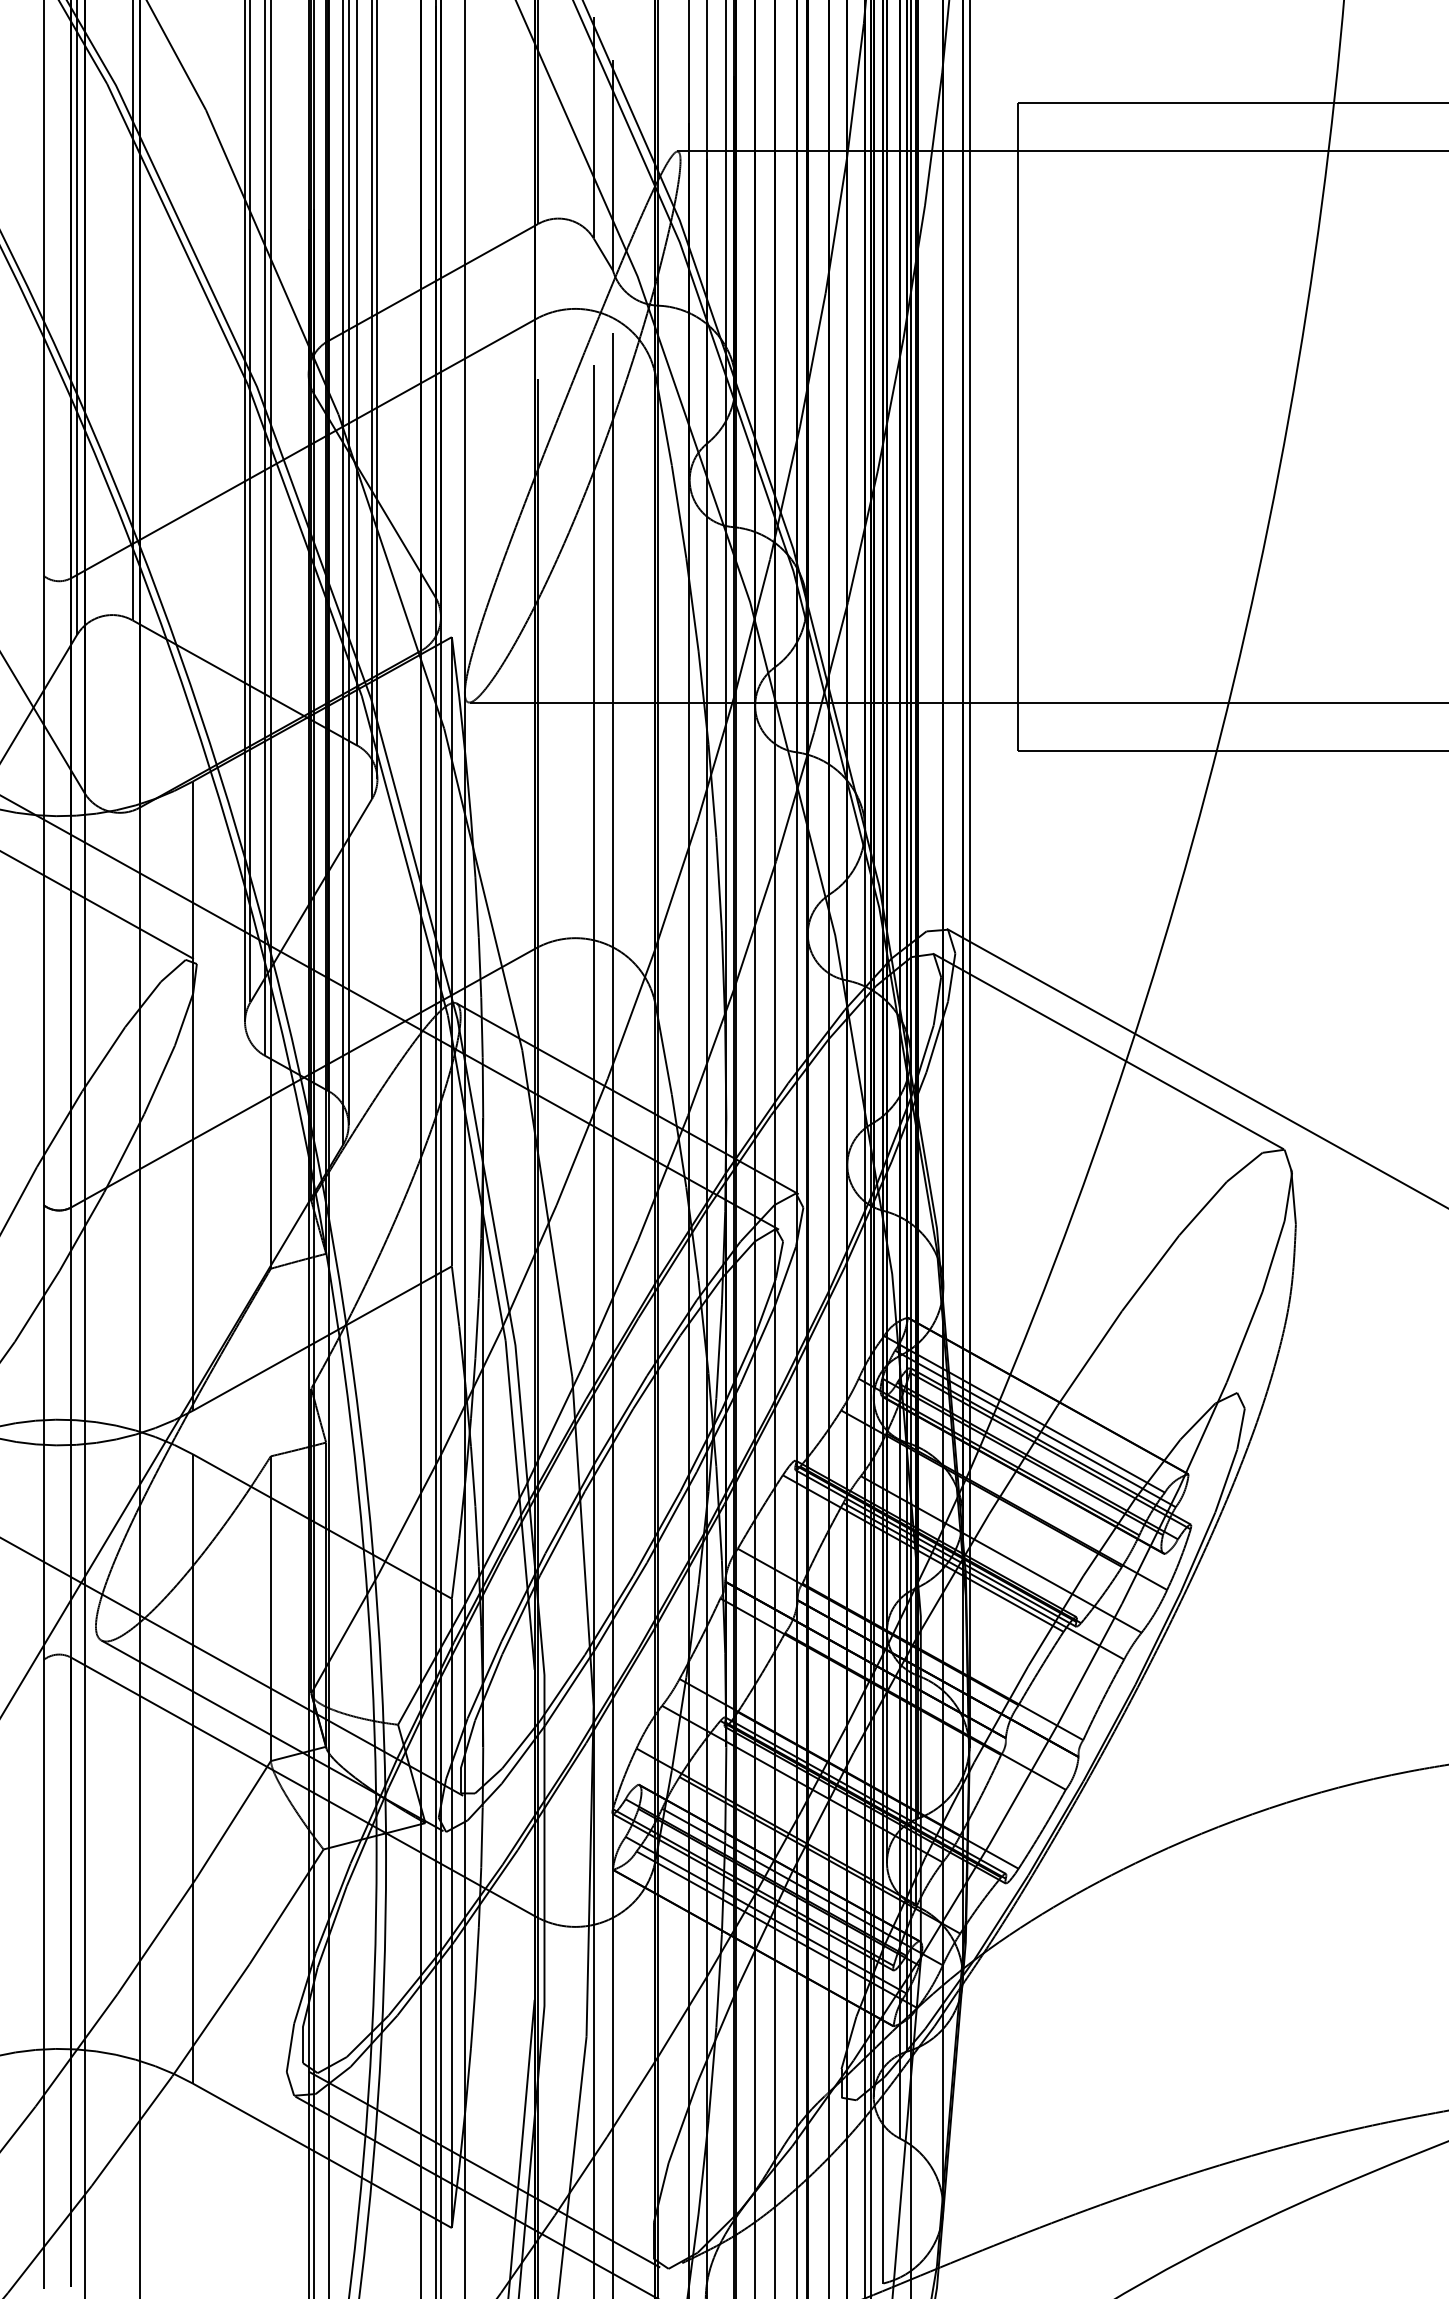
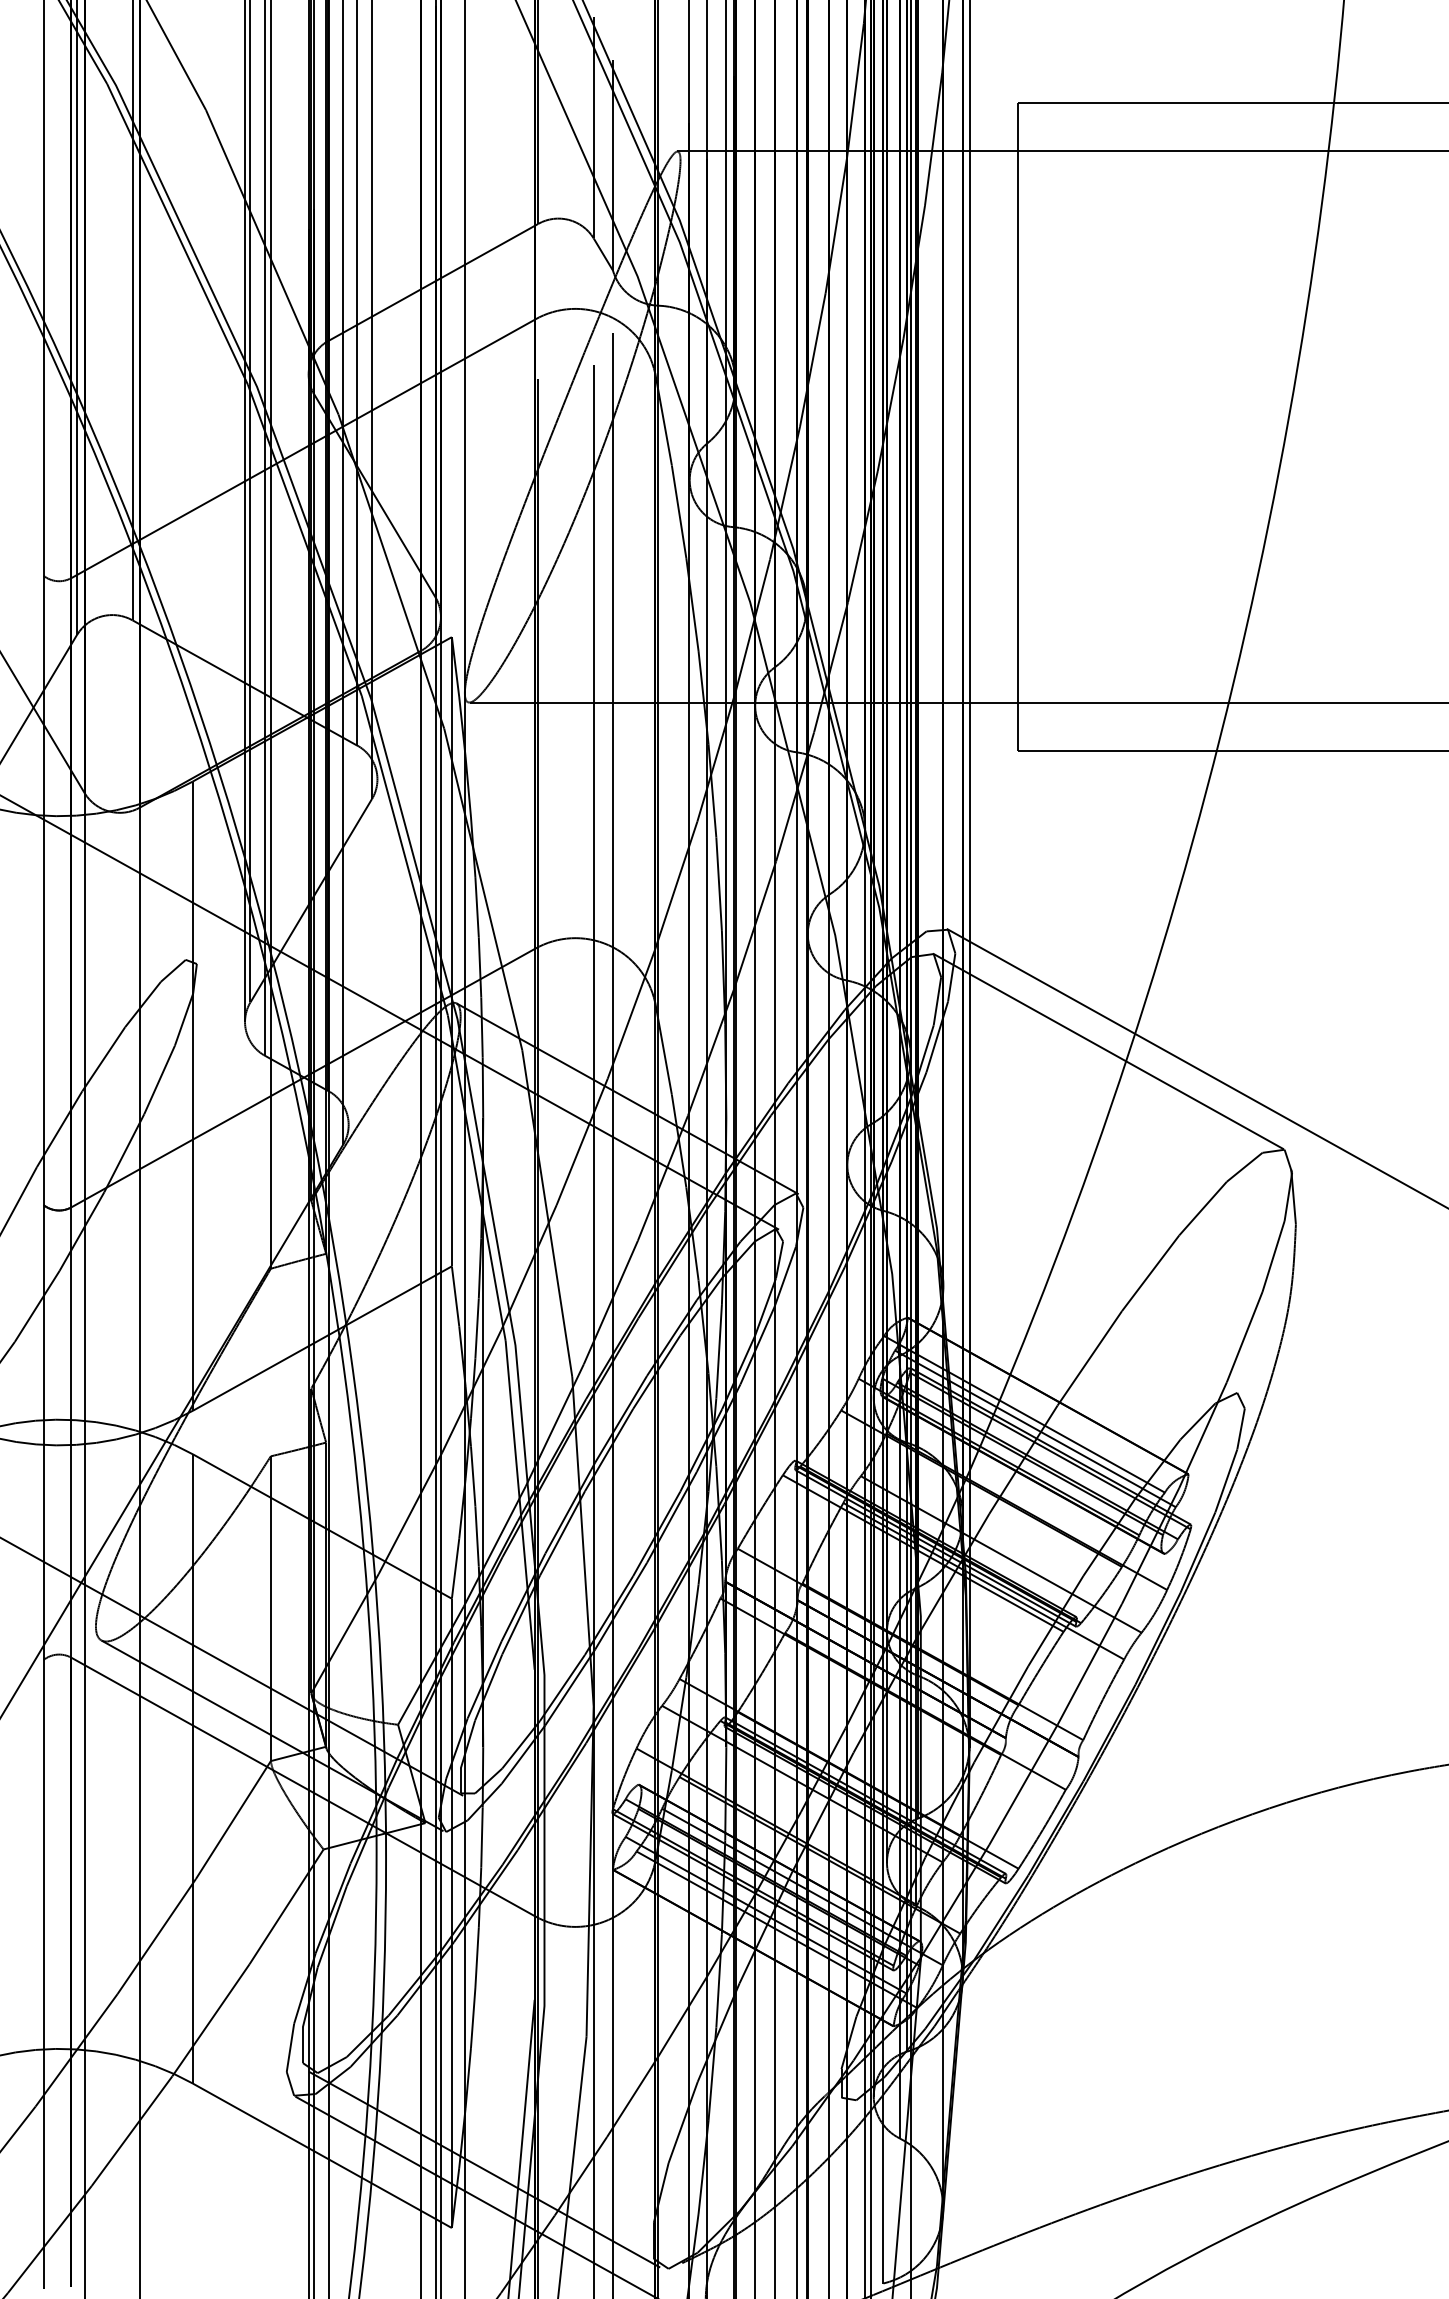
line: present -> none (377, 390)
line: present -> none (348, 563)
line: present -> none (97, 905)
